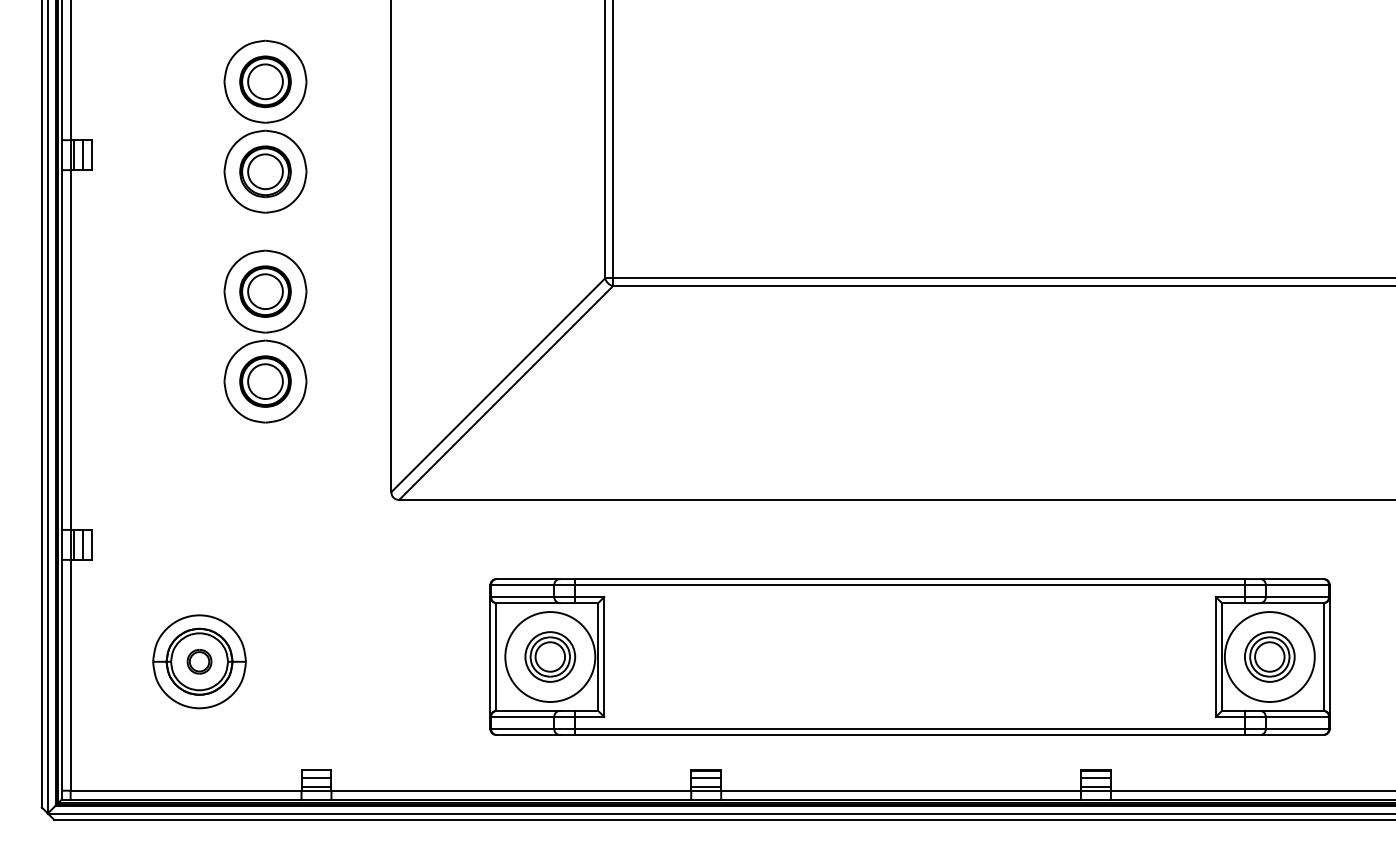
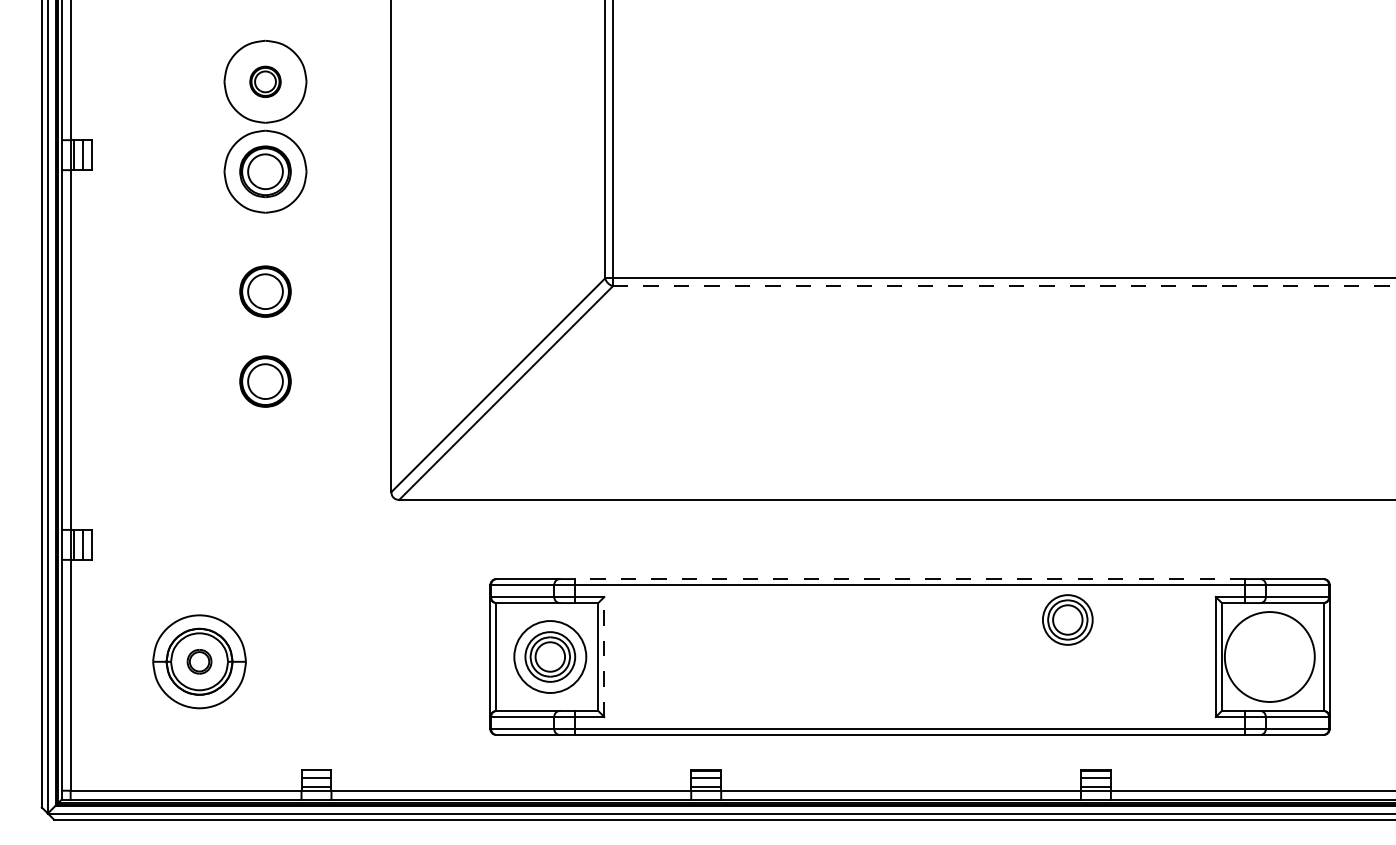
part size: 53x54 px -> 33x33 px (265, 81)
line: solid -> dashed (1004, 286)
part: present -> none (265, 336)
line: solid -> dashed (909, 579)
circle diameter: 90 px -> 72 px (550, 656)
part position: (1269, 656) -> (1067, 619) (1067, 619)
line: solid -> dashed (604, 657)
